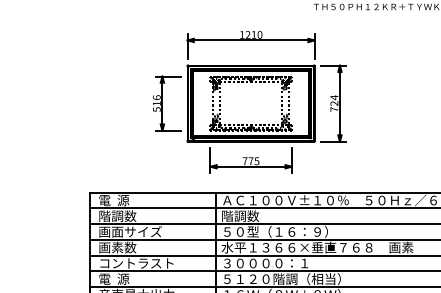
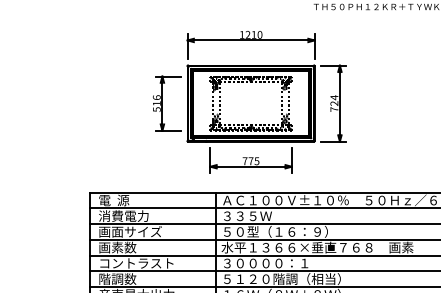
text: 階調数 -> 消費電力 (123, 215)
text: 階調数 -> ３３５Ｗ (246, 215)
text: 電  源 -> 階調数 (117, 278)
